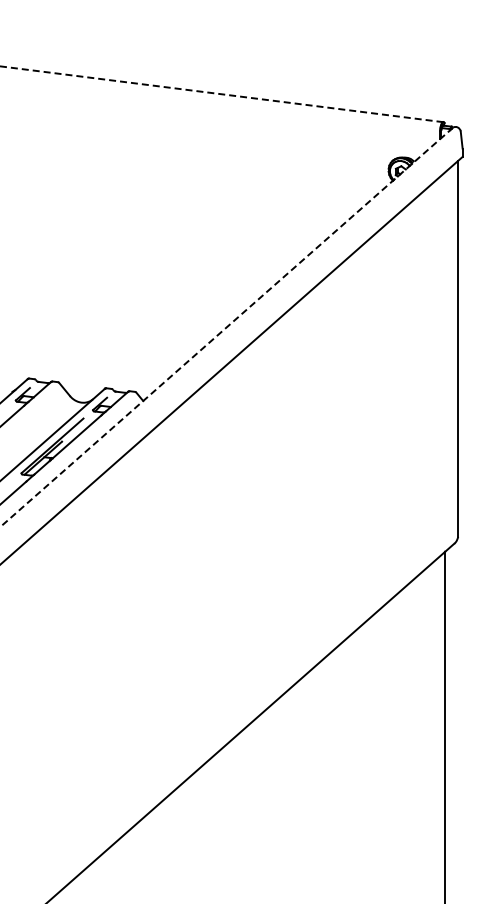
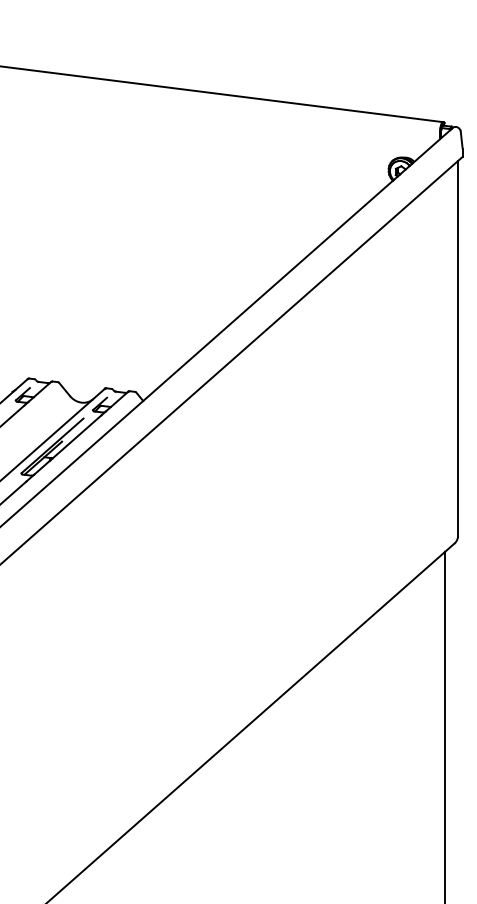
line: dashed -> solid (221, 94)
line: dashed -> solid (226, 327)
